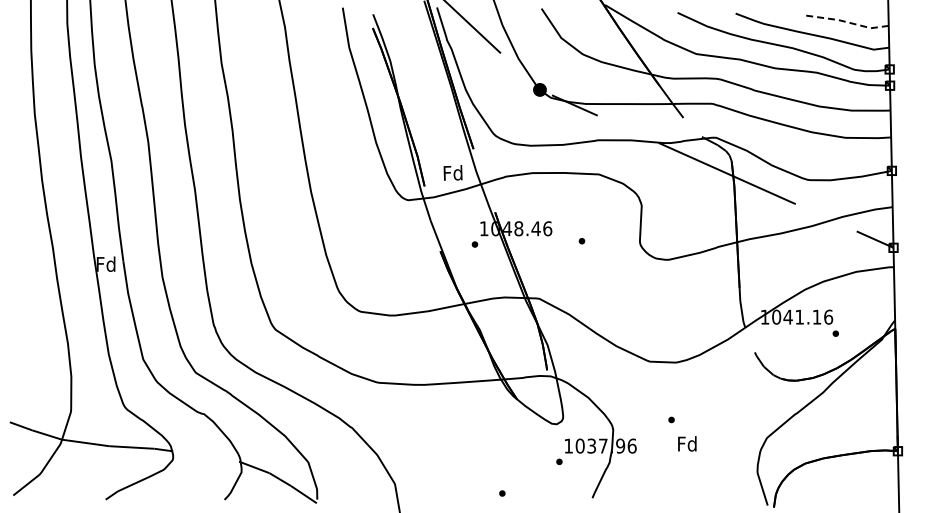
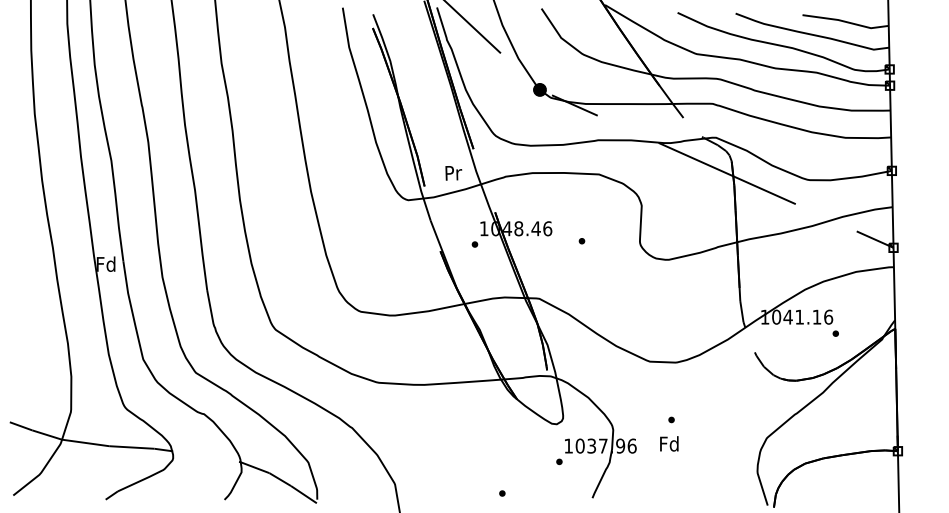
line: dashed -> solid (845, 21)
text: Fd -> Pr (452, 172)
text position: (687, 443) -> (669, 443) (669, 443)
